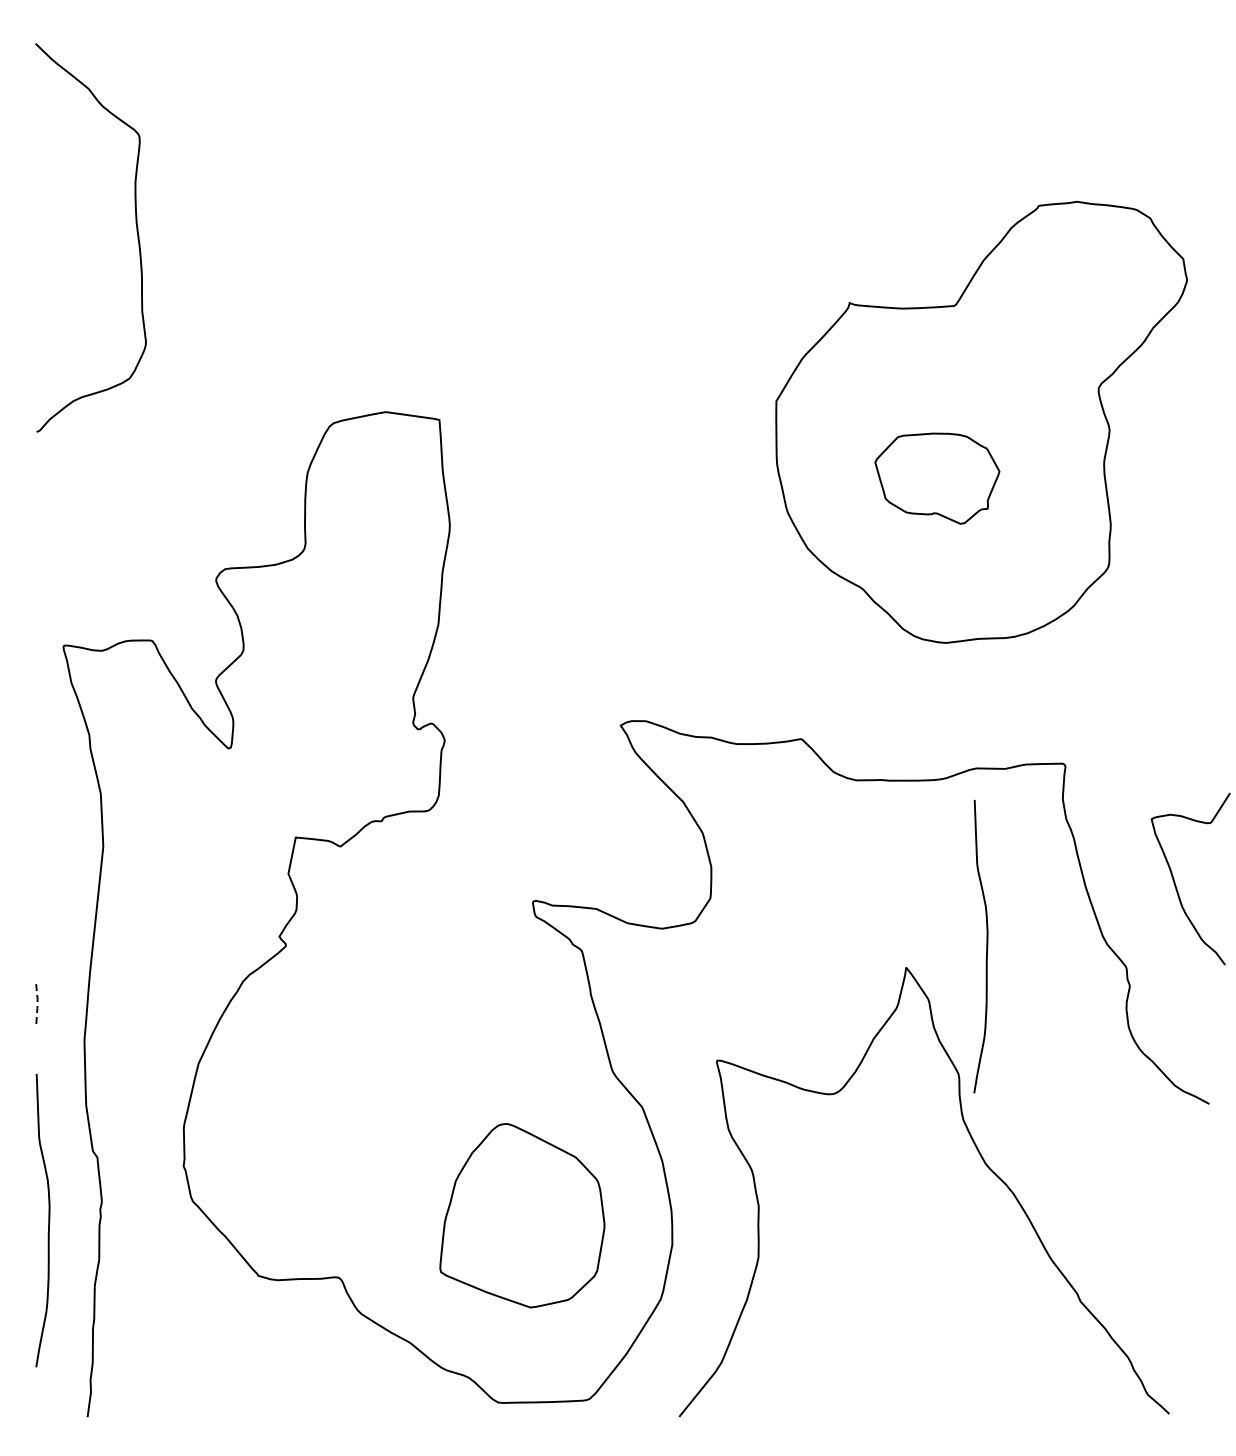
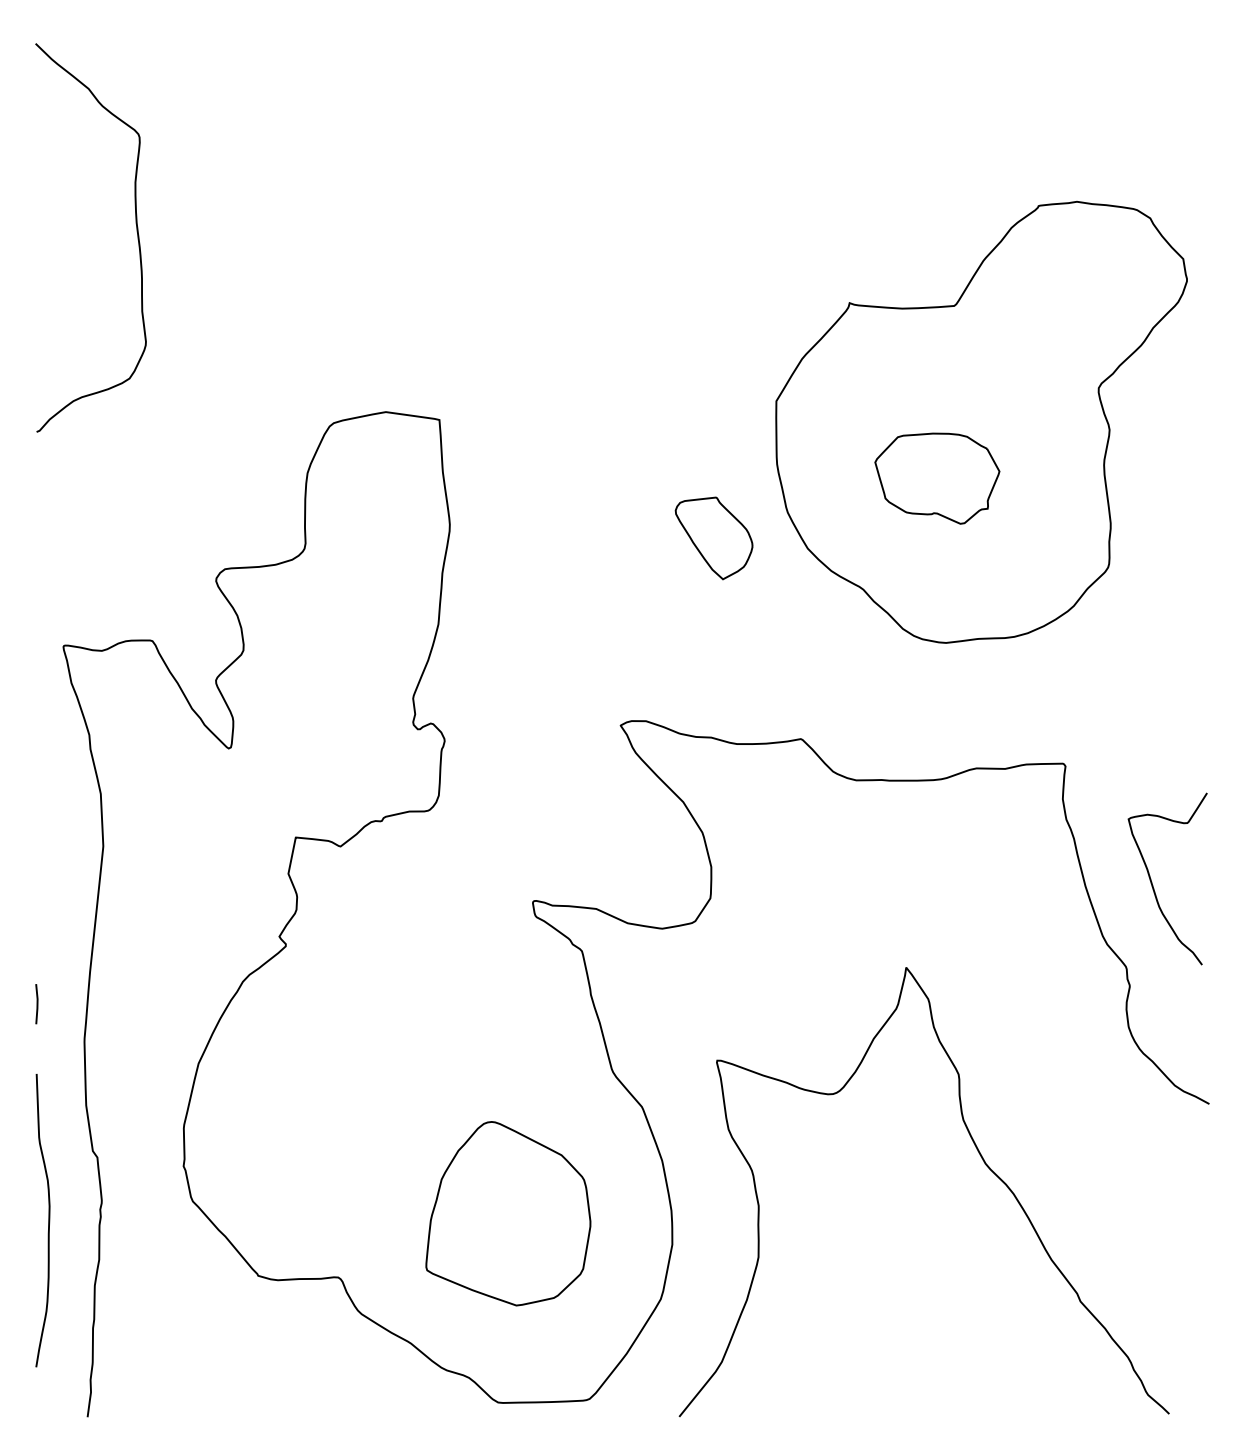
part: none -> present (713, 538)
curve position: (1175, 882) -> (1152, 882) (1152, 882)
curve: present -> none (986, 946)
line: dashed -> solid (37, 1003)
part position: (522, 1215) -> (508, 1213) (508, 1213)
